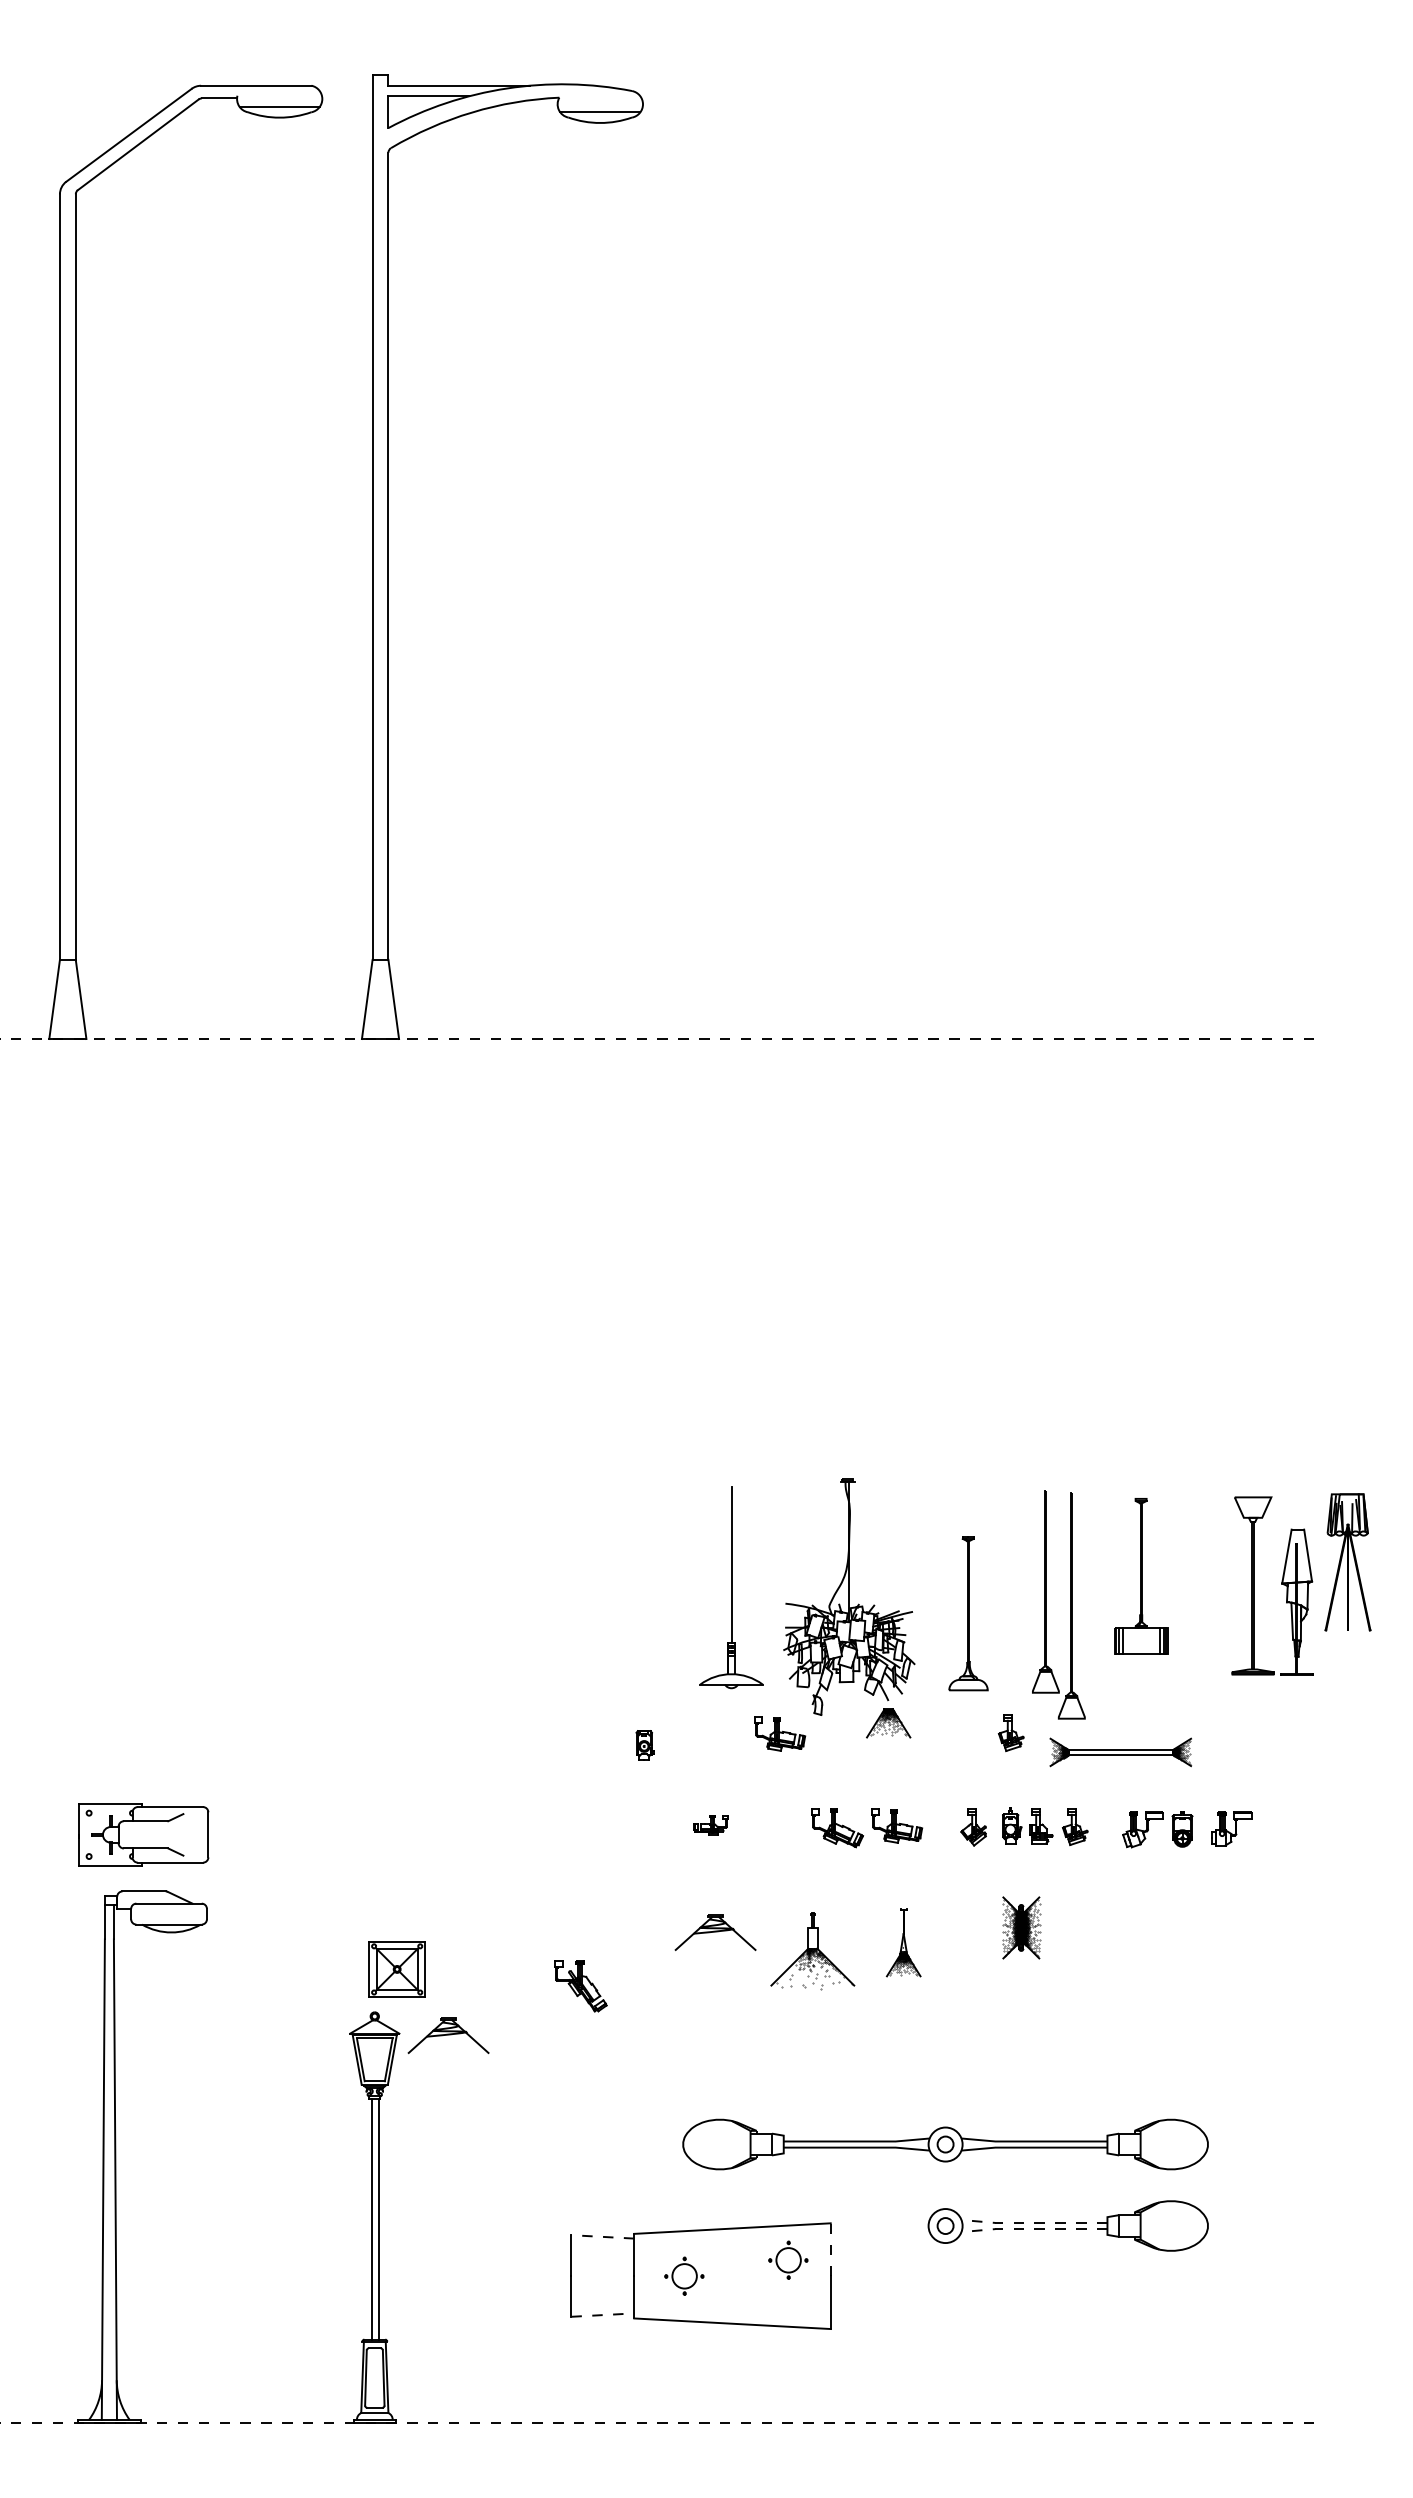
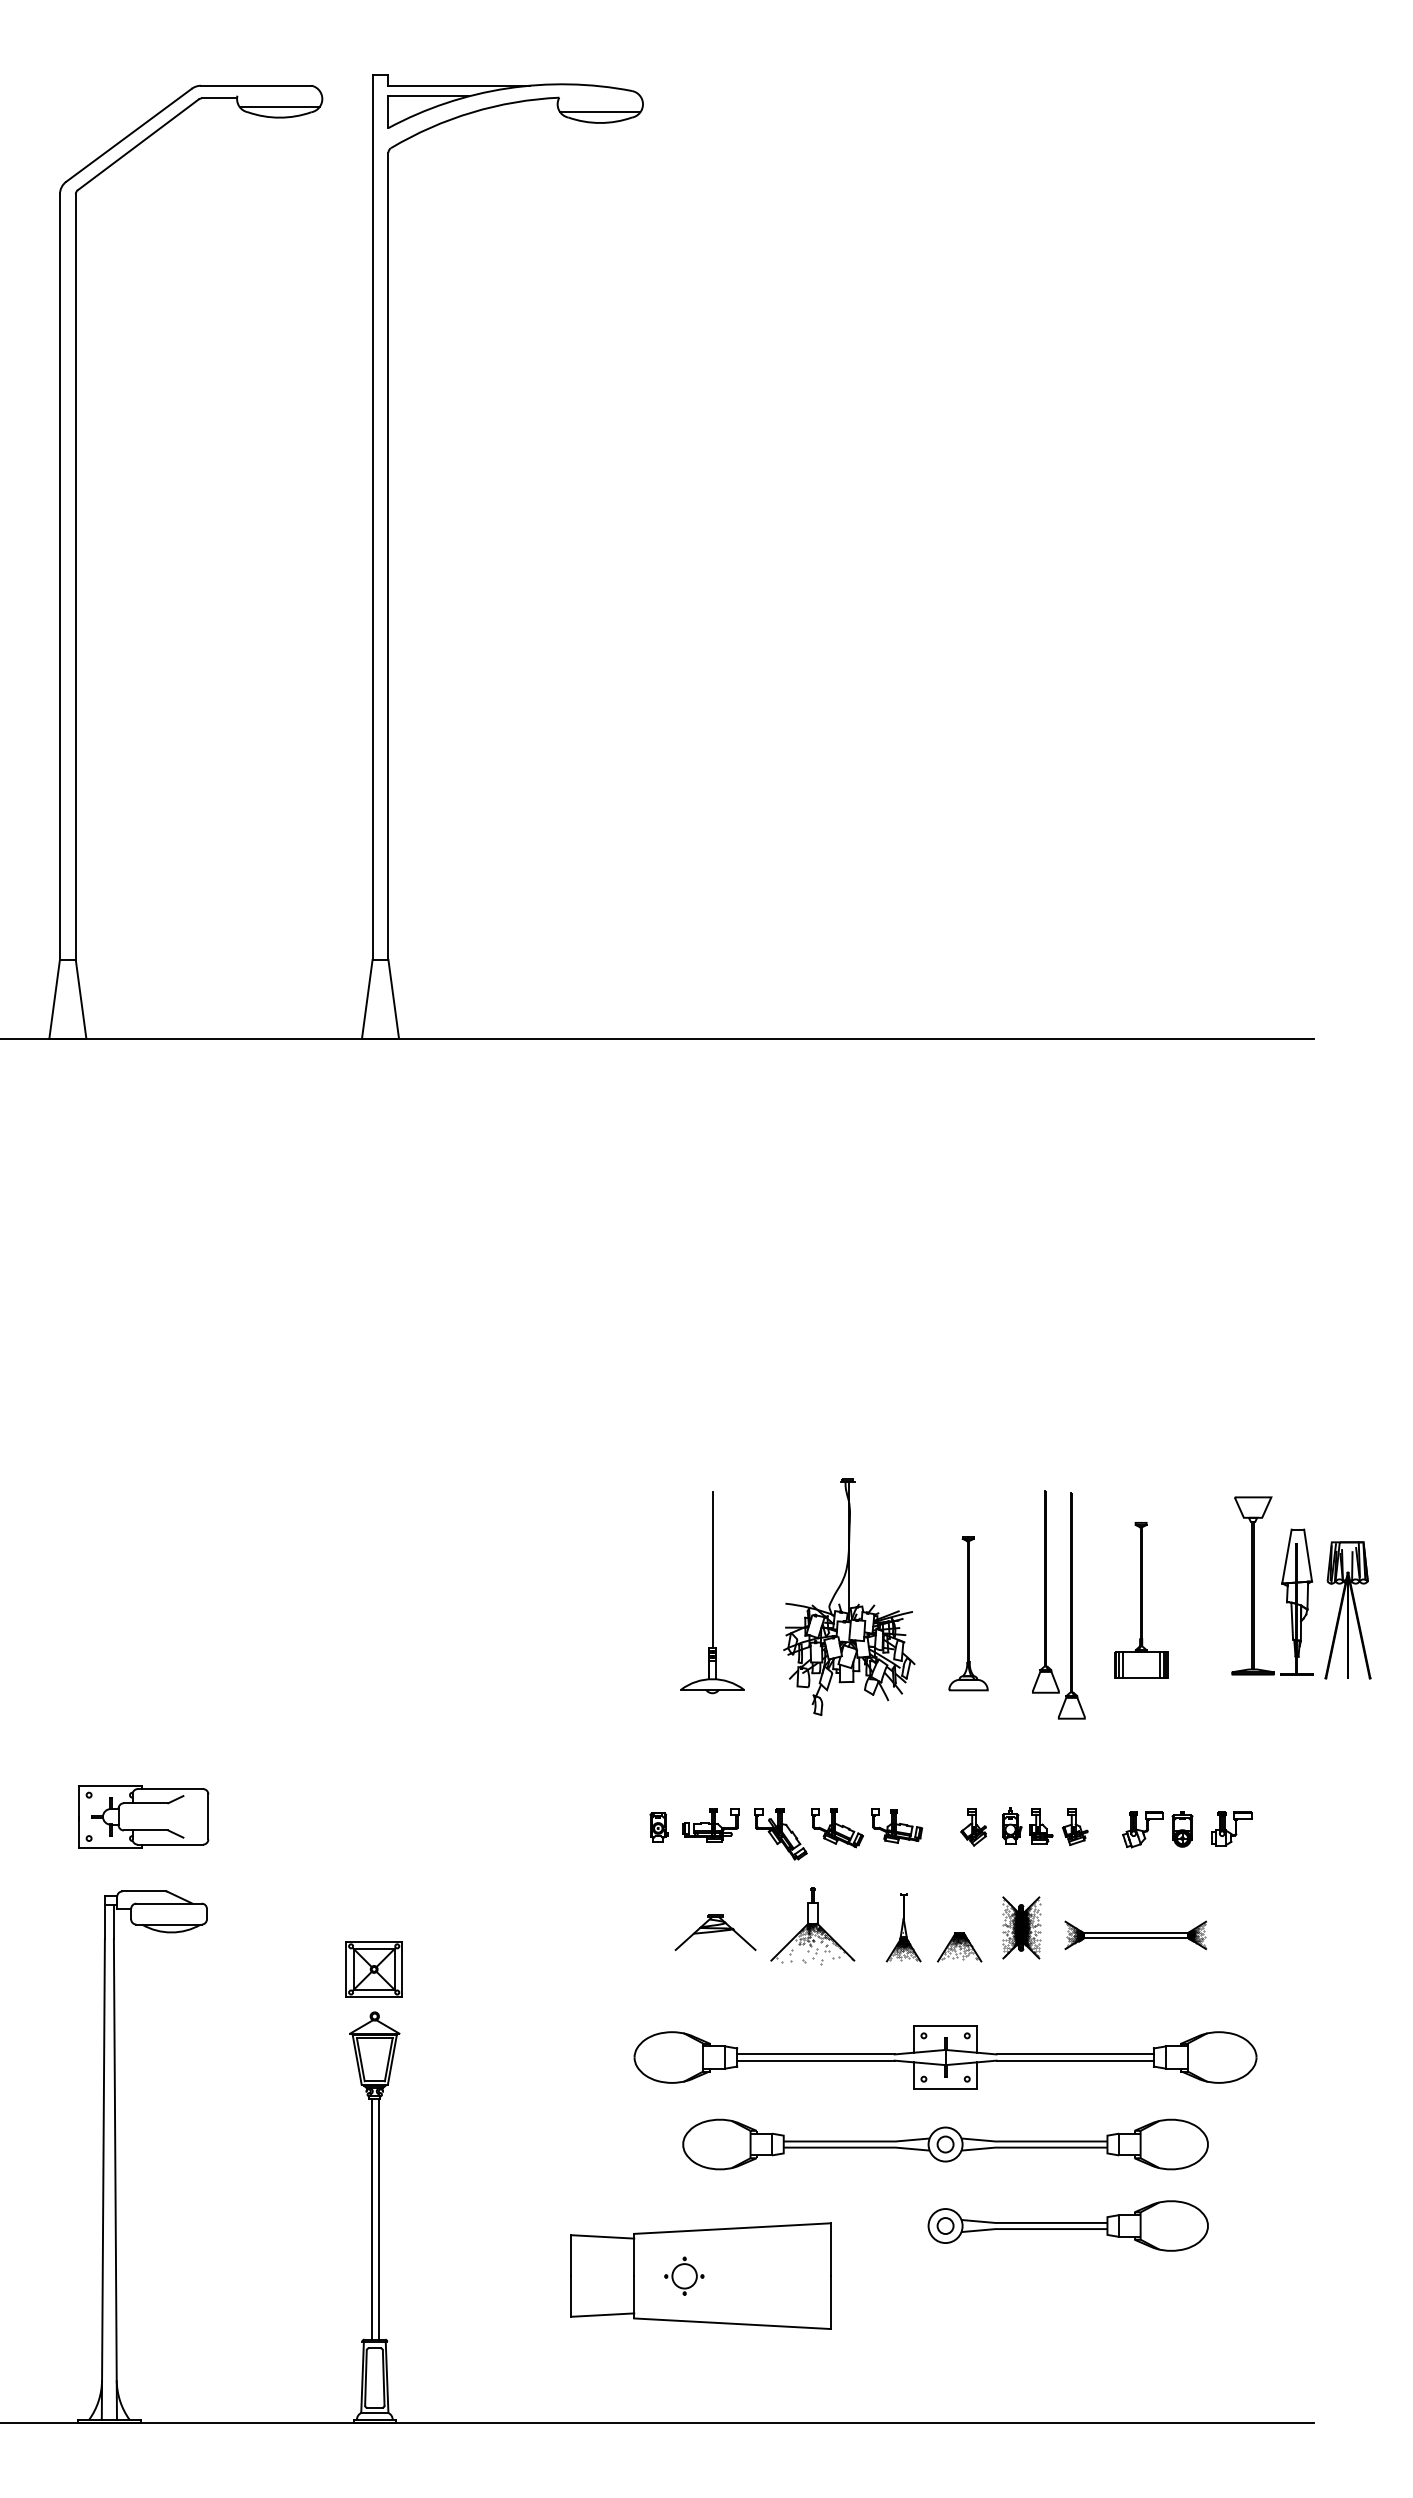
line: dashed -> solid (657, 1039)
part position: (1347, 1562) -> (1347, 1610) (1347, 1610)
part position: (1141, 1576) -> (1141, 1600) (1141, 1600)
part position: (731, 1587) -> (712, 1592) (712, 1592)
part position: (888, 1723) -> (959, 1947) (959, 1947)
part: present -> none (780, 1733)
part: present -> none (1010, 1733)
part position: (644, 1745) -> (658, 1827) (658, 1827)
part position: (1120, 1752) -> (1135, 1935) (1135, 1935)
part size: 36x21 px -> 58x35 px (710, 1825)
part position: (143, 1834) -> (143, 1816) (143, 1816)
part position: (903, 1942) -> (903, 1927) (903, 1927)
part position: (812, 1951) -> (812, 1926) (812, 1926)
part position: (396, 1969) -> (373, 1969) (373, 1969)
part position: (580, 1986) -> (780, 1834) (780, 1834)
part: present -> none (448, 2035)
part: none -> present (945, 2057)
line: dashed -> solid (1033, 2222)
line: dashed -> solid (1033, 2229)
line: dashed -> solid (602, 2236)
line: dashed -> solid (830, 2249)
part: present -> none (788, 2259)
line: dashed -> solid (603, 2315)
line: dashed -> solid (657, 2423)
